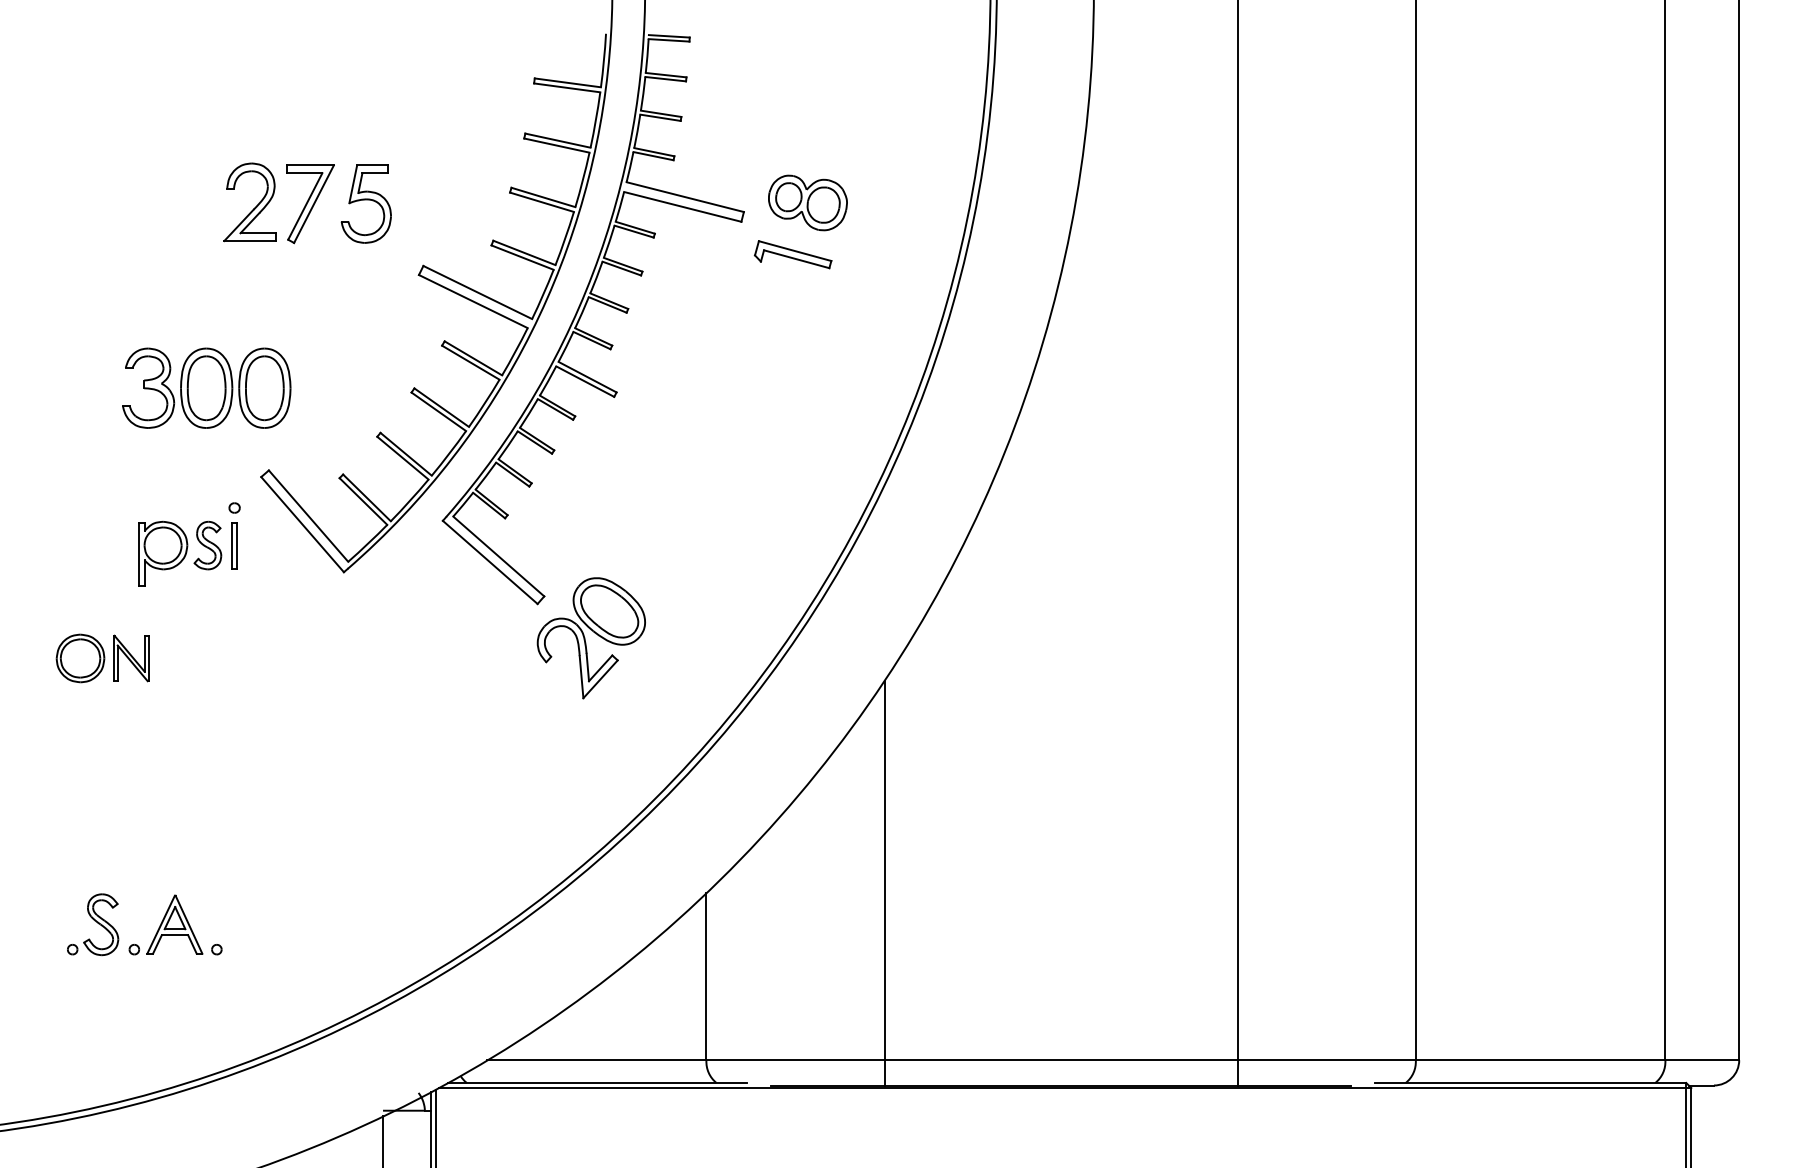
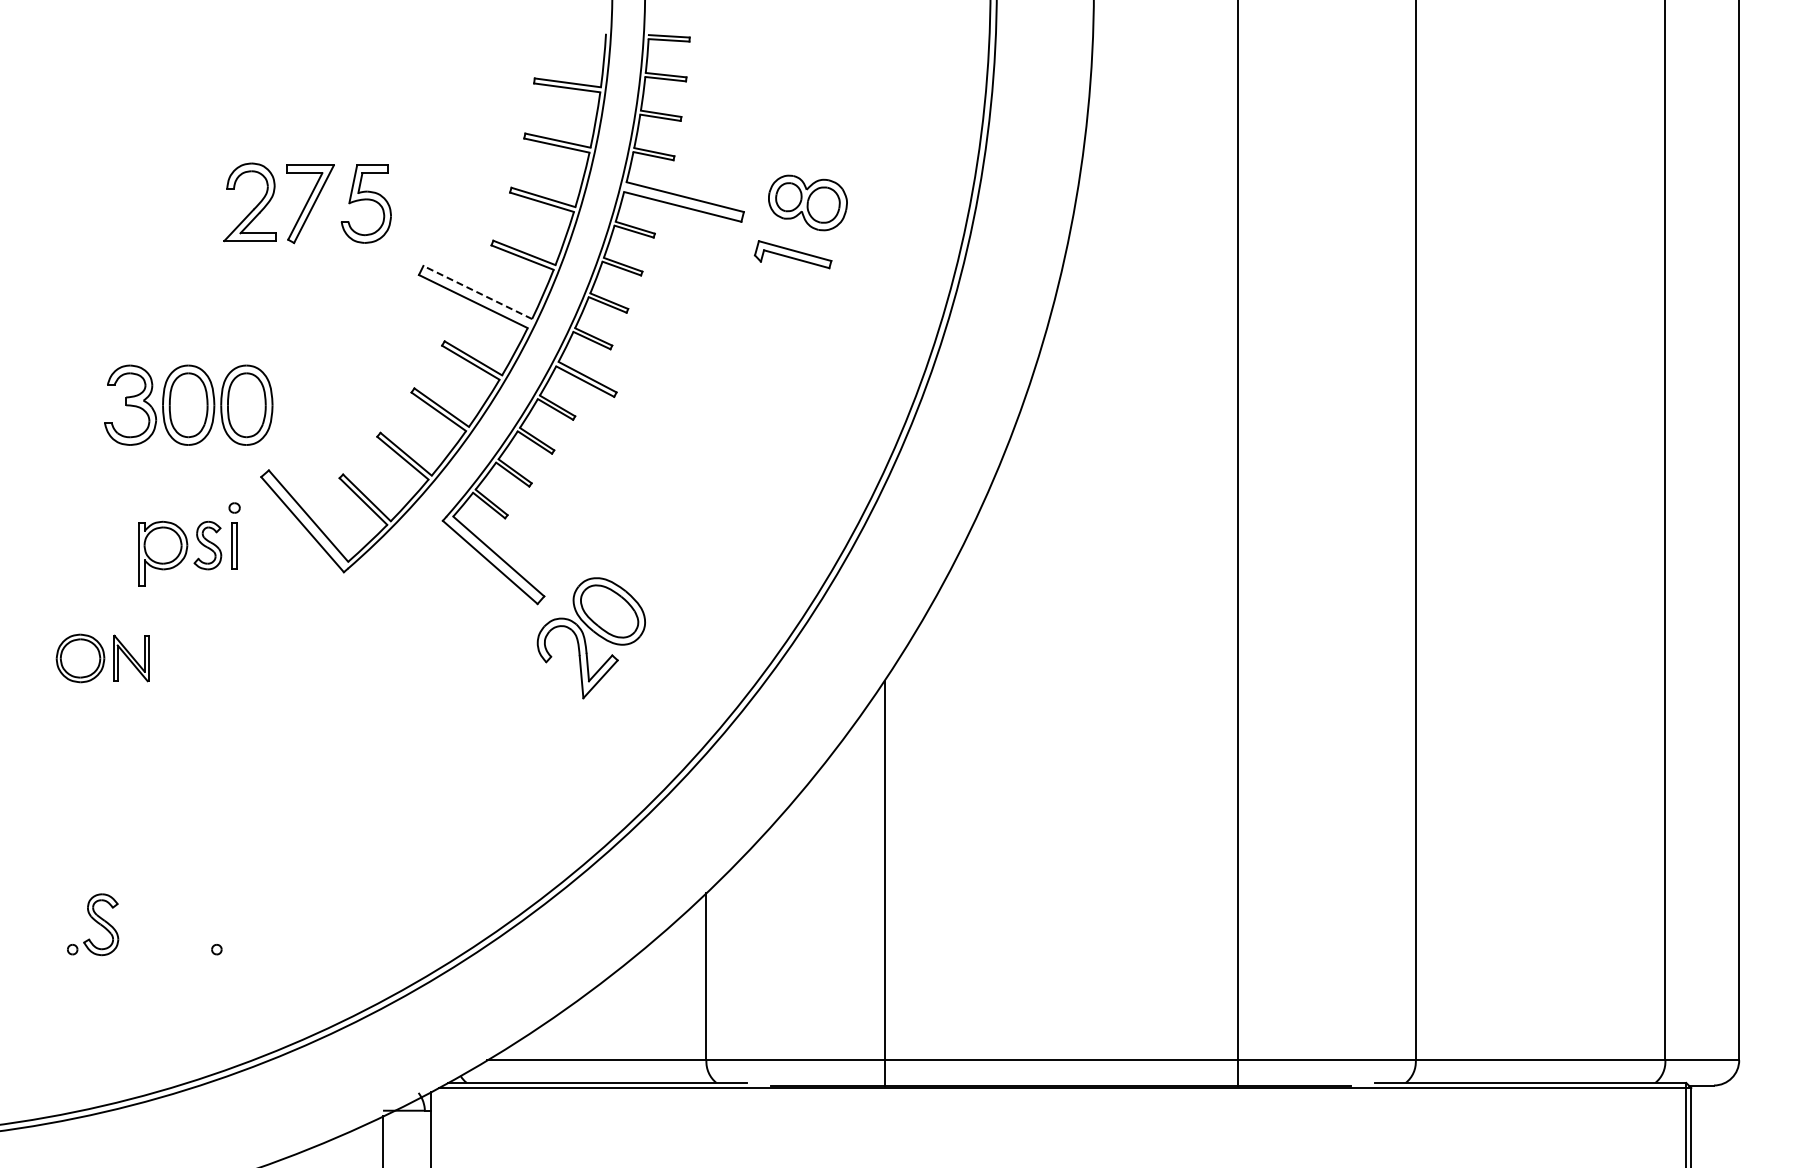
line: solid -> dashed (477, 292)
part position: (206, 387) -> (188, 404) (188, 404)
part: present -> none (165, 924)
line: present -> none (435, 1126)
